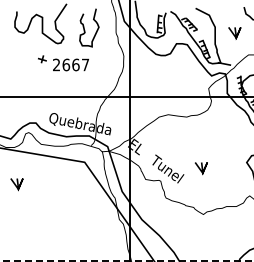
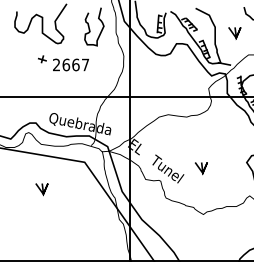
curve position: (84, 27) -> (89, 26) (89, 26)
line position: (15, 184) -> (40, 189) (40, 189)
line: dashed -> solid (127, 261)
